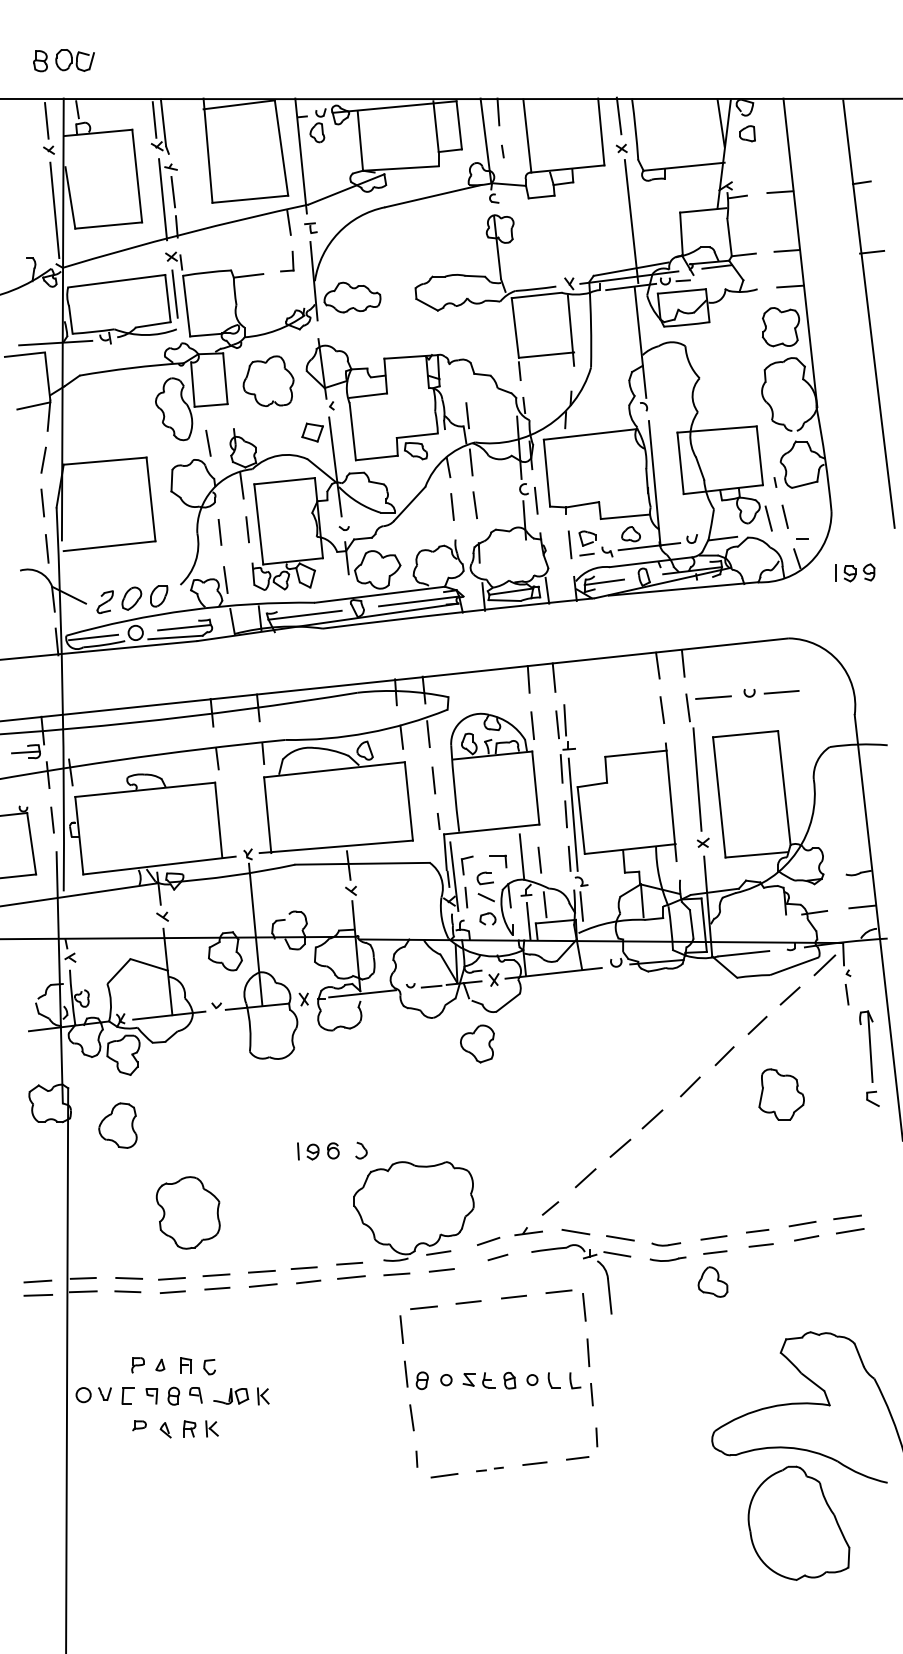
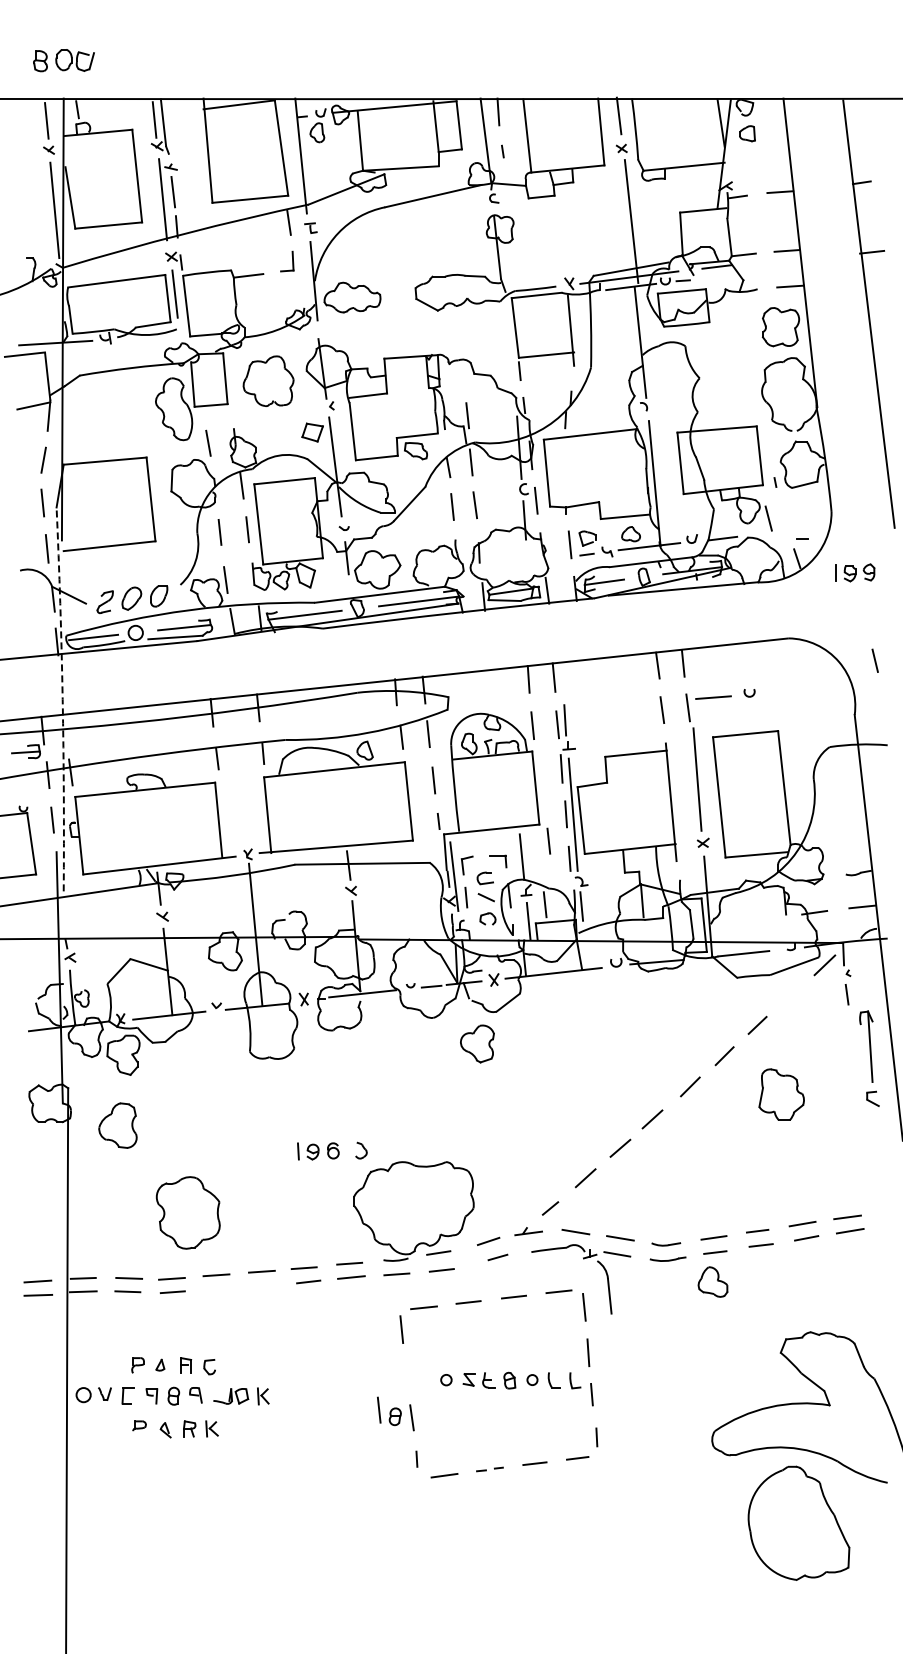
line position: (784, 516) -> (874, 660) (874, 660)
line: present -> none (781, 691)
arc: solid -> dashed (62, 699)
line position: (539, 859) -> (548, 840) (548, 840)
line: present -> none (789, 995)
line: present -> none (262, 1285)
line: present -> none (217, 1288)
part position: (416, 1375) -> (389, 1411) (389, 1411)
